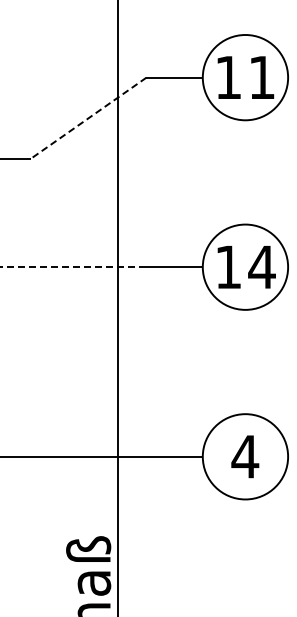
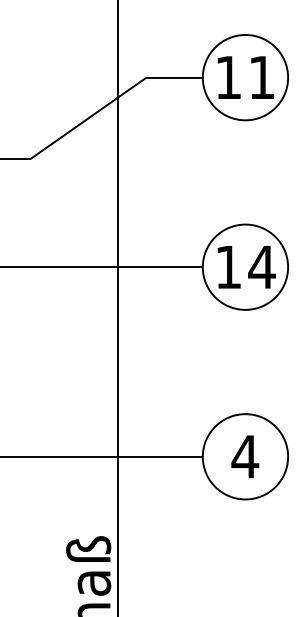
line: dashed -> solid (88, 118)
line: dashed -> solid (73, 267)
